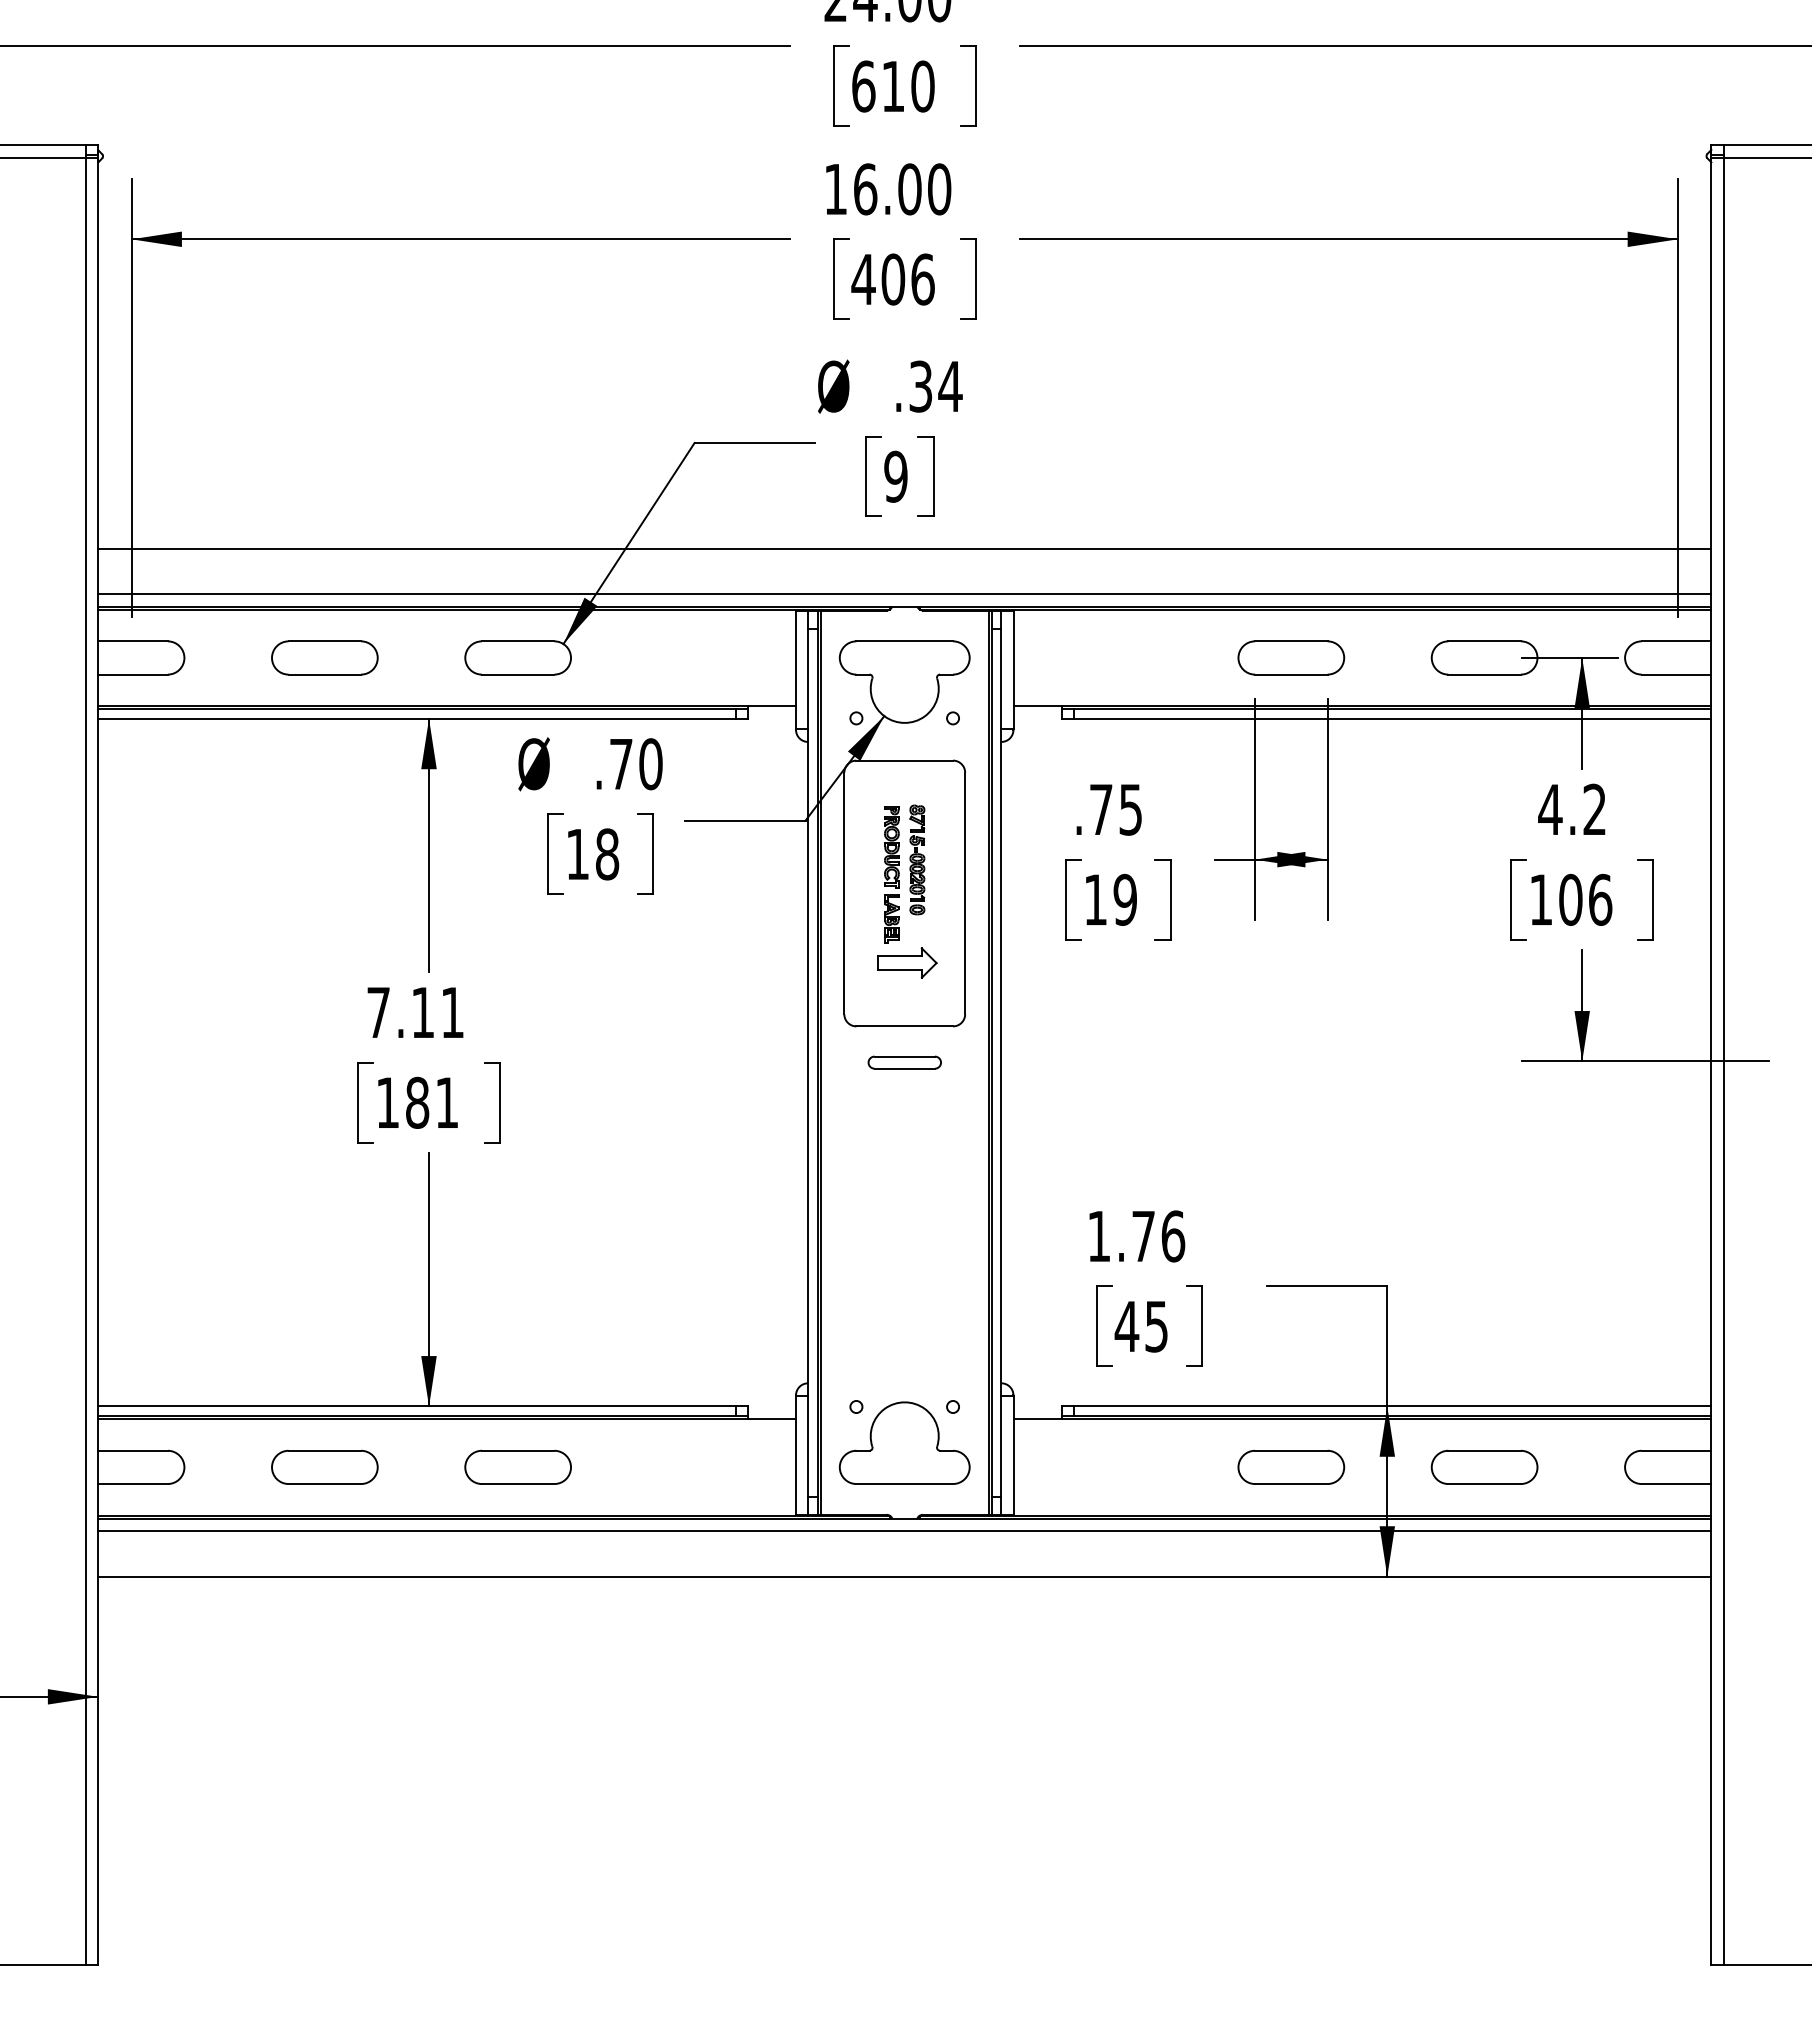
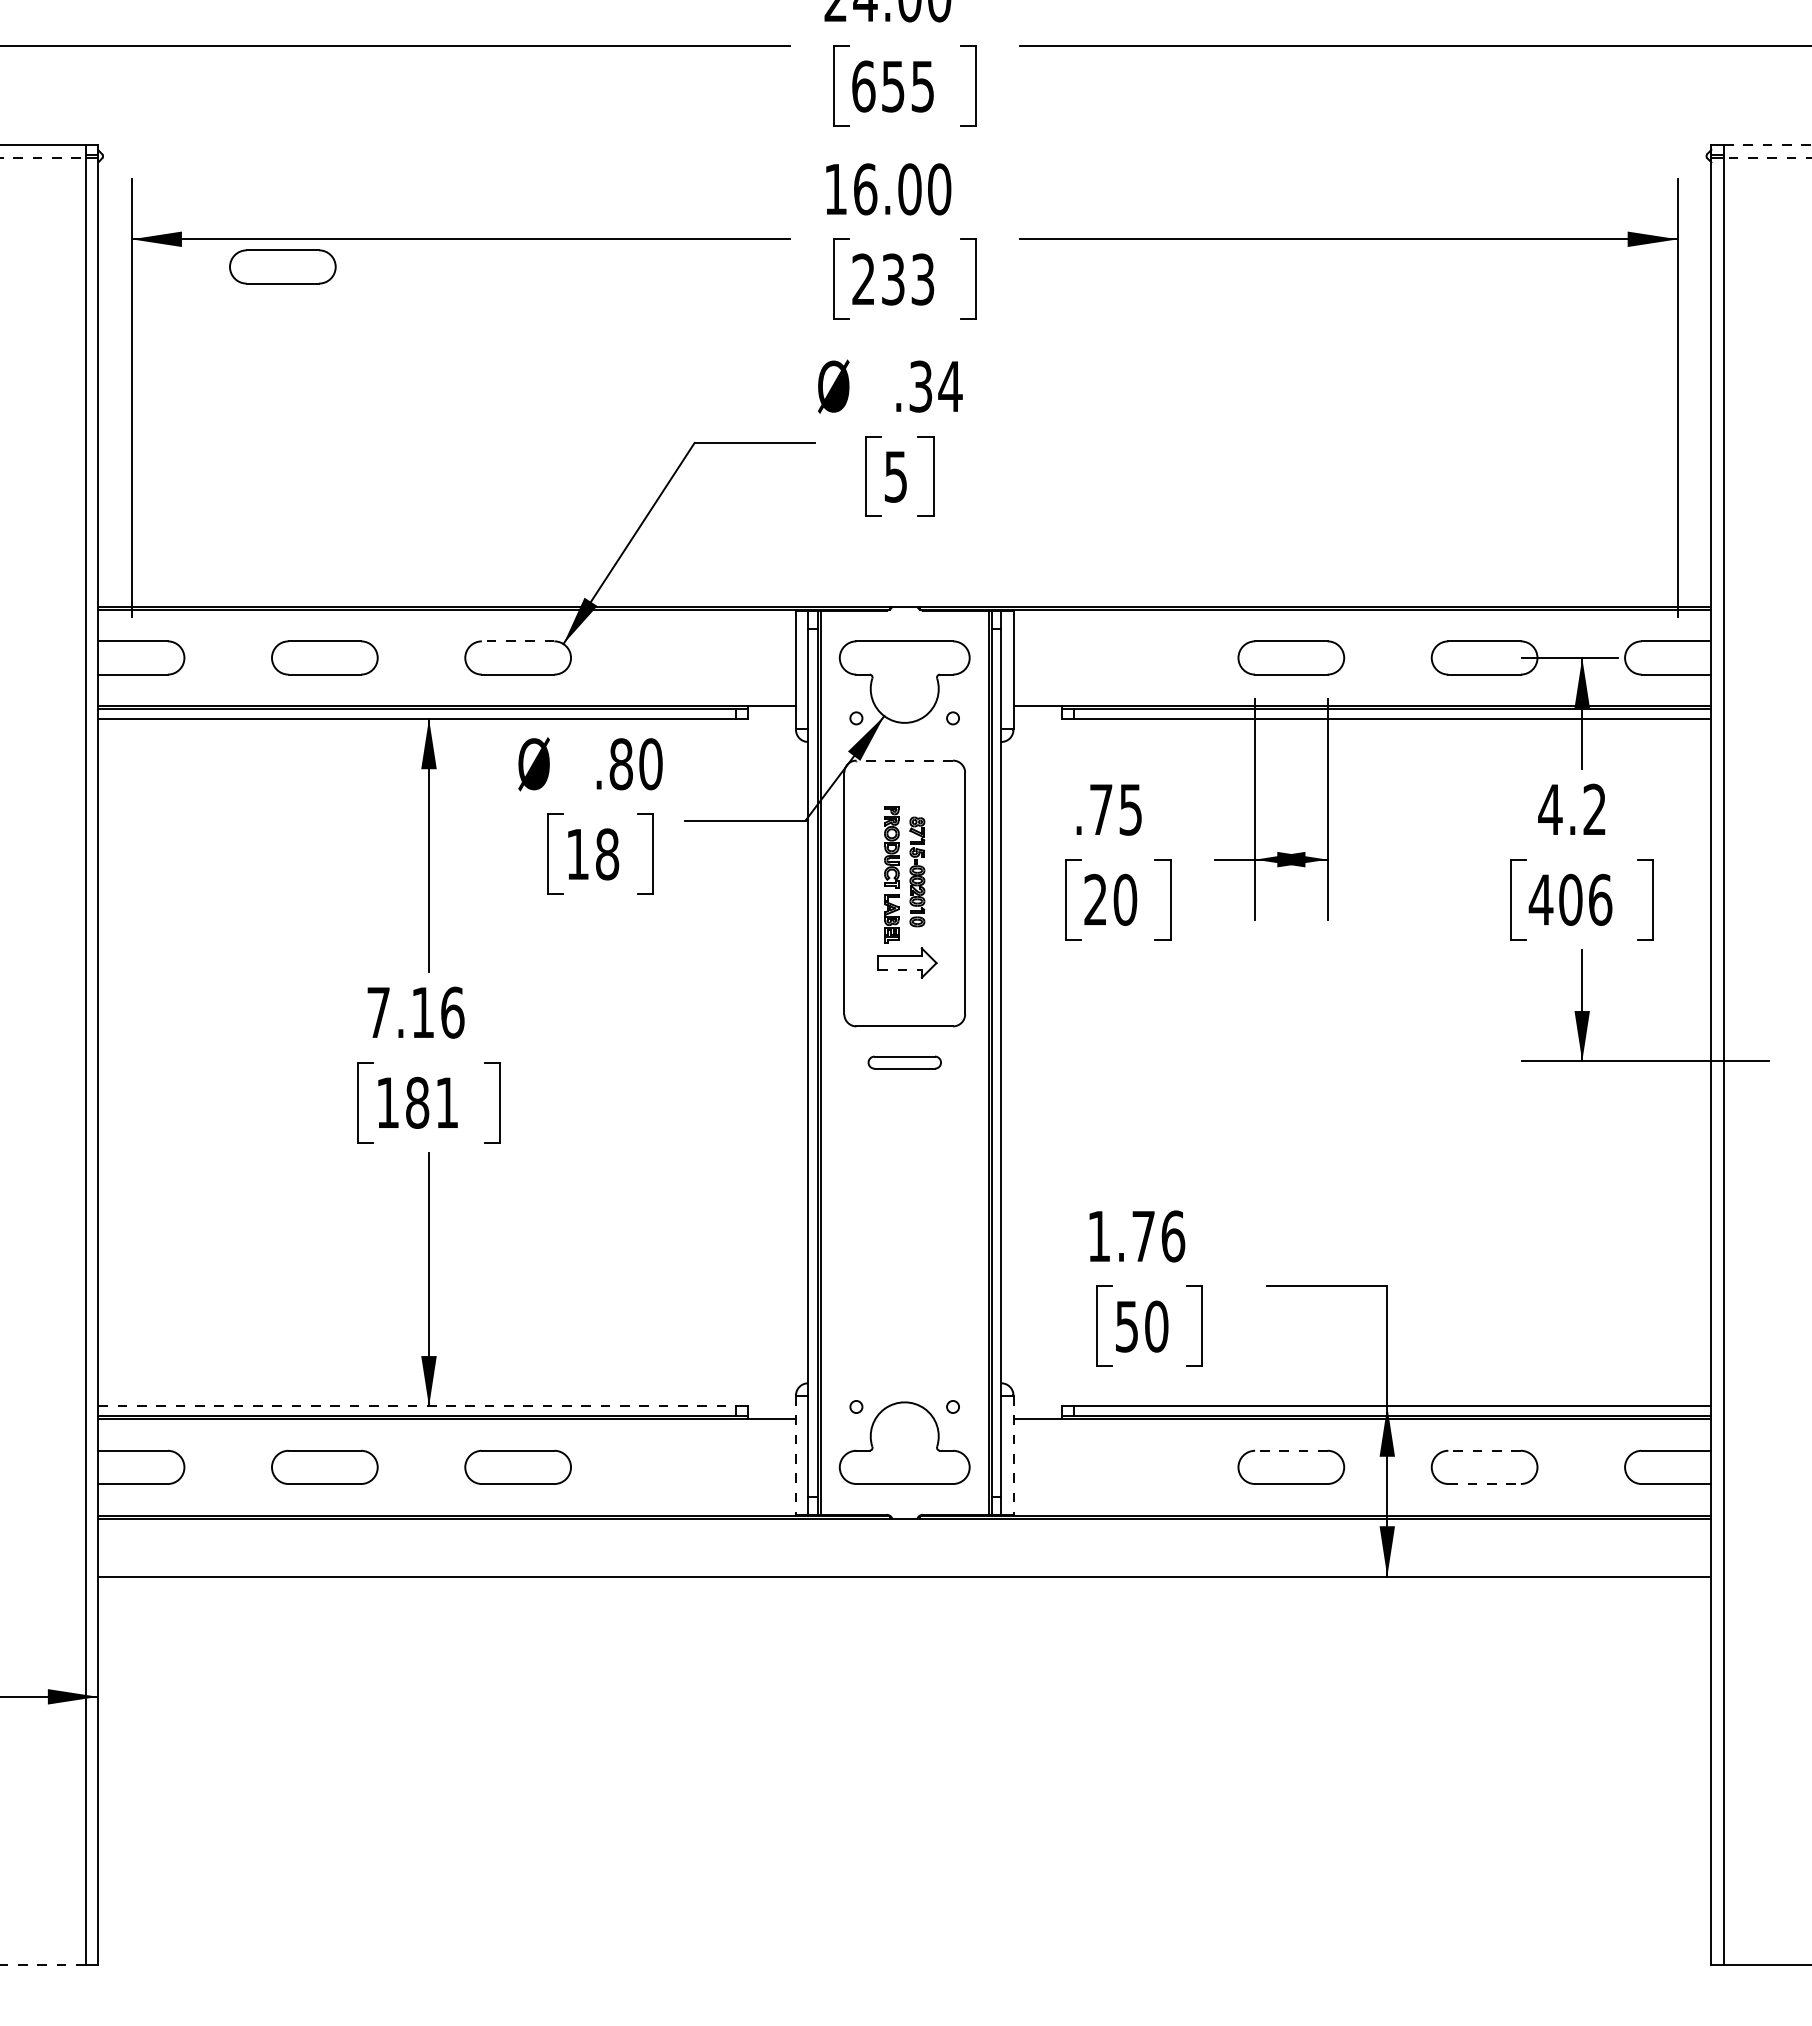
text: 610 -> 655 (908, 86)
line: solid -> dashed (1767, 145)
line: solid -> dashed (42, 157)
line: solid -> dashed (1767, 157)
part: none -> present (282, 266)
text: 406 -> 233 (892, 279)
text: 9 -> 5 (895, 476)
line: present -> none (904, 548)
line: present -> none (904, 594)
line: solid -> dashed (517, 641)
line: solid -> dashed (904, 760)
text: .70 -> .80 (620, 764)
part position: (917, 859) -> (917, 871) (917, 871)
text: 19 -> 20 (1110, 899)
text: 106 -> 406 (1540, 899)
line: solid -> dashed (900, 969)
text: 7.11 -> 7.16 (452, 1012)
text: 45 -> 50 (1141, 1326)
line: solid -> dashed (416, 1406)
line: solid -> dashed (1290, 1450)
line: solid -> dashed (1484, 1450)
line: solid -> dashed (795, 1455)
line: solid -> dashed (1013, 1455)
line: solid -> dashed (1485, 1483)
line: present -> none (904, 1531)
line: solid -> dashed (42, 1965)
